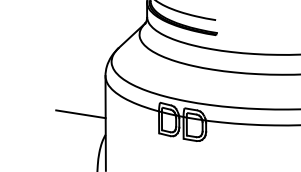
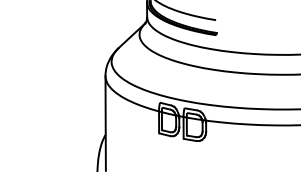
line: present -> none (80, 114)
